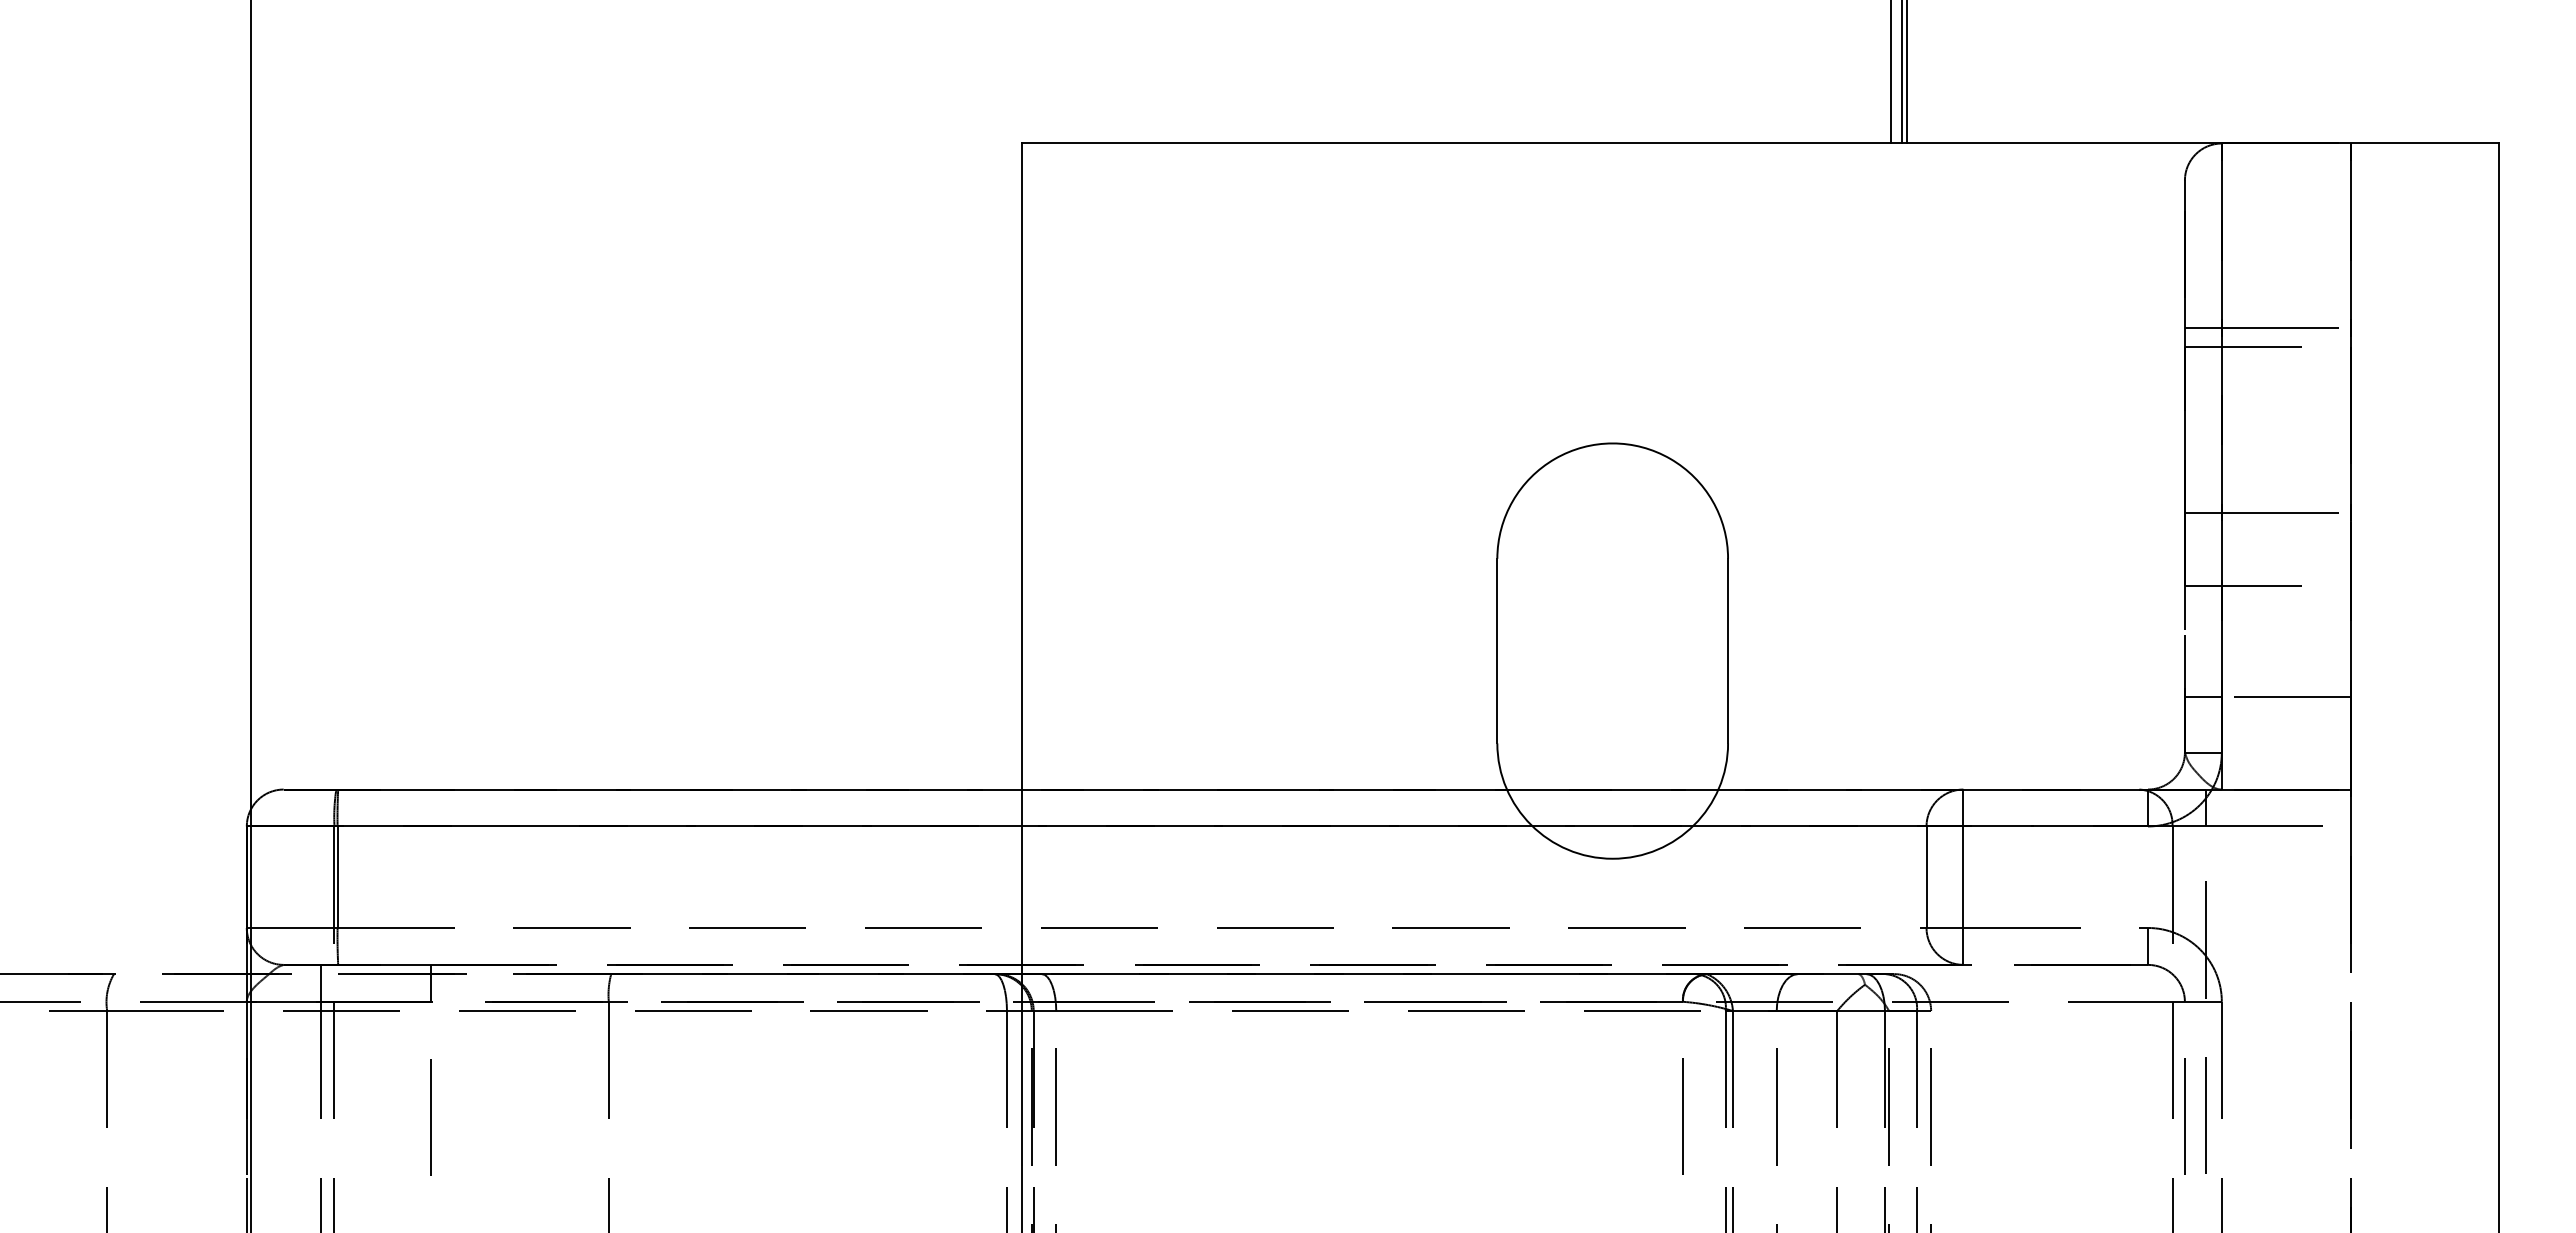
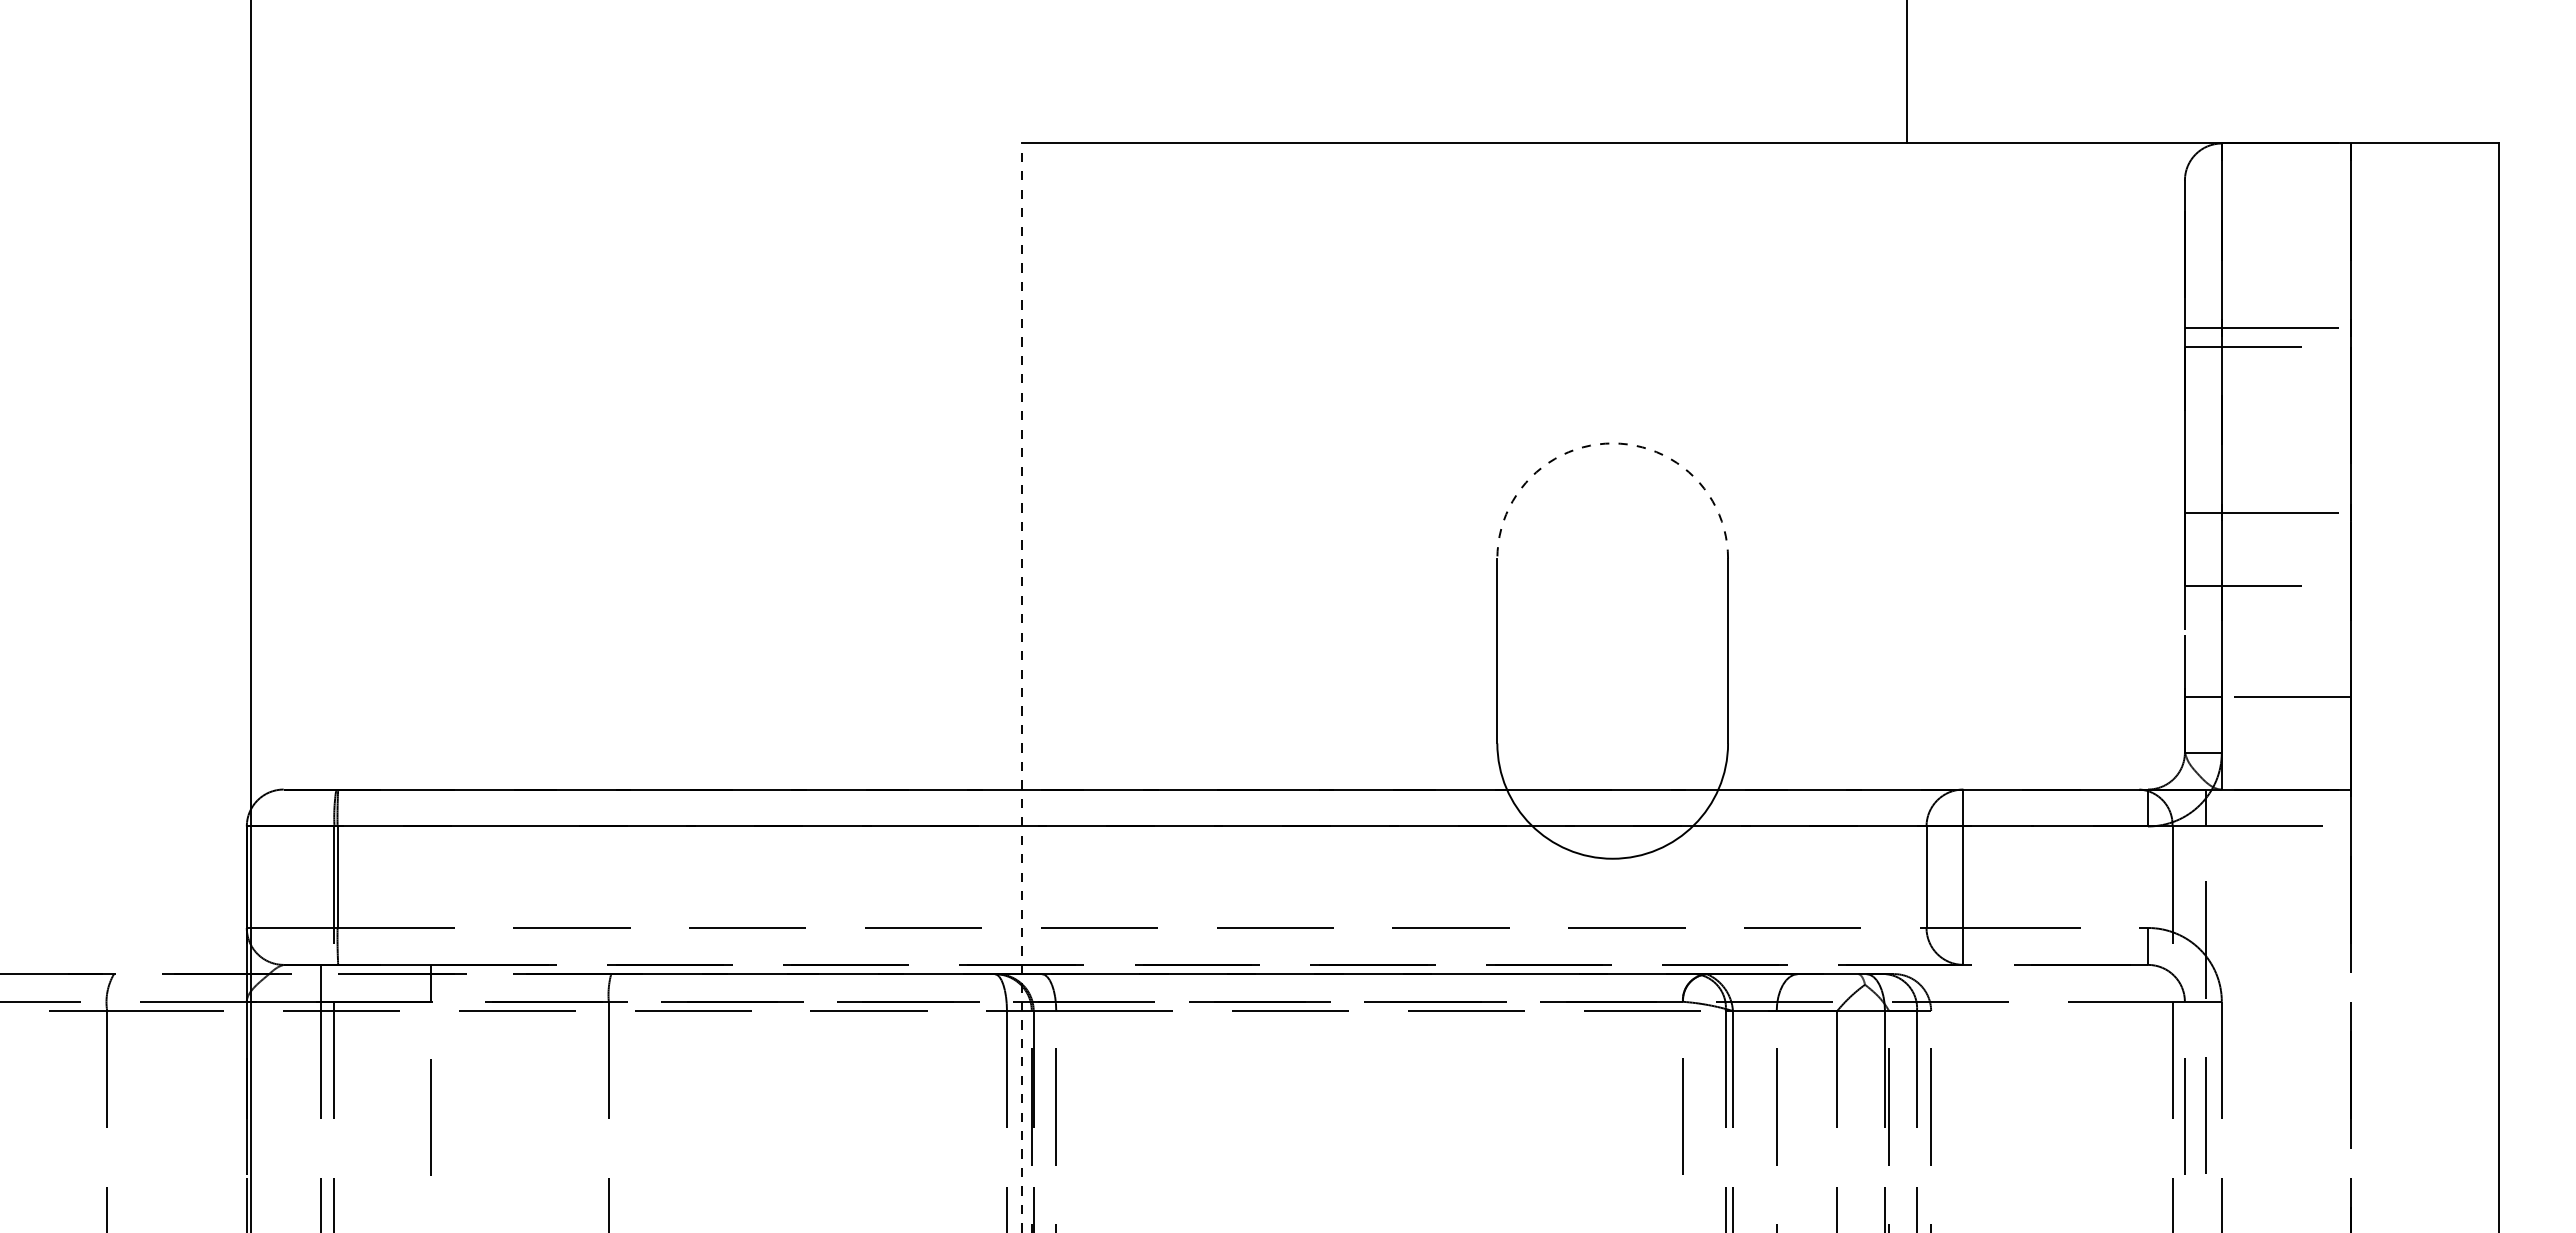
line: present -> none (1890, 72)
line: present -> none (1902, 72)
arc: solid -> dashed (1612, 443)
line: solid -> dashed (1022, 687)
